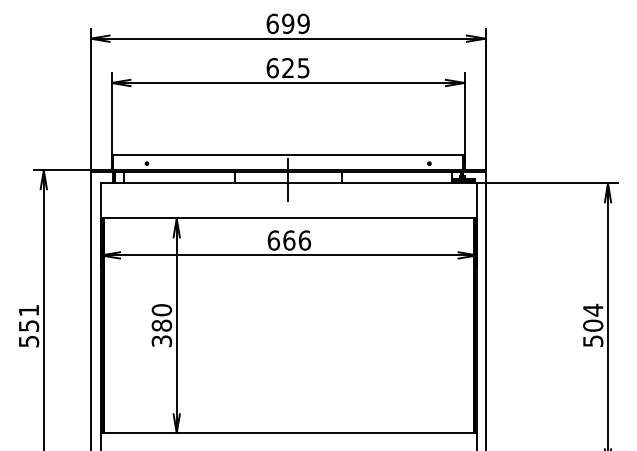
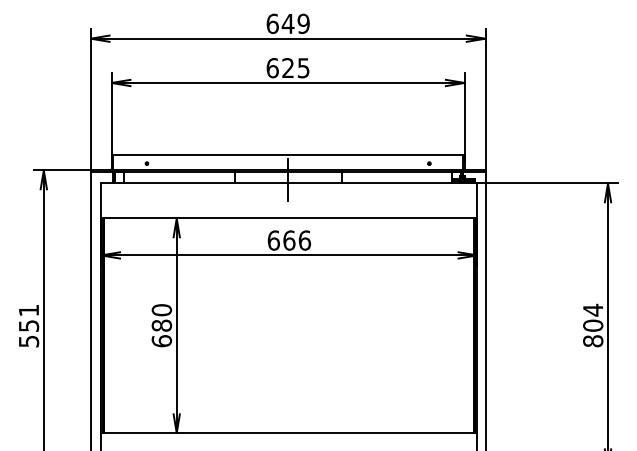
text: 699 -> 649 (287, 23)
text: 380 -> 680 (161, 341)
text: 504 -> 804 (593, 341)
